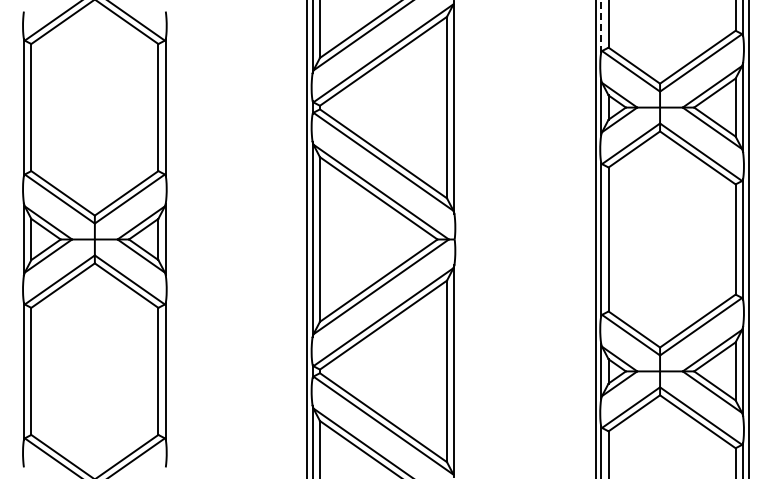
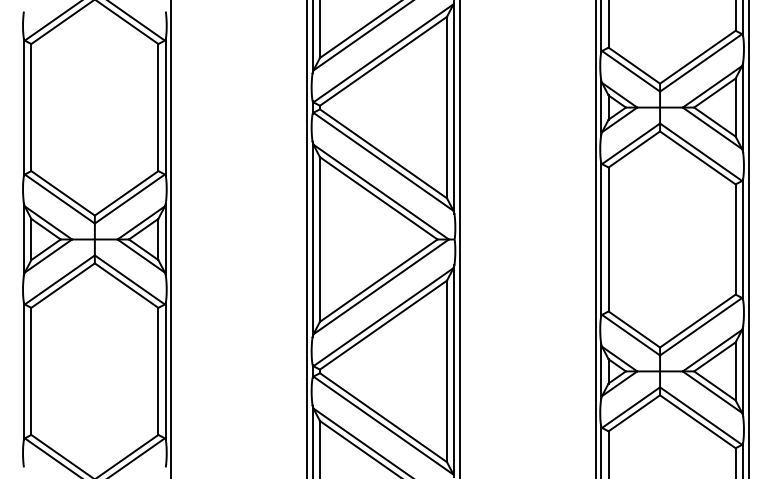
line: dashed -> solid (601, 26)
line: none -> present (171, 238)
line: none -> present (459, 238)
